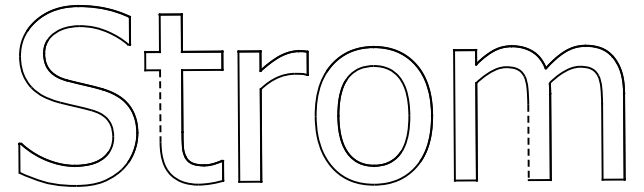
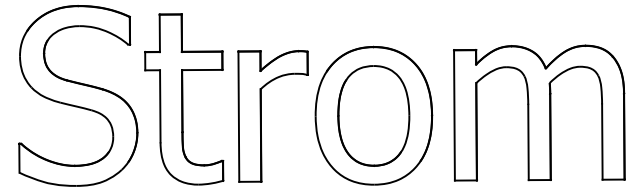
line: dashed -> solid (160, 106)
line: dashed -> solid (528, 142)
